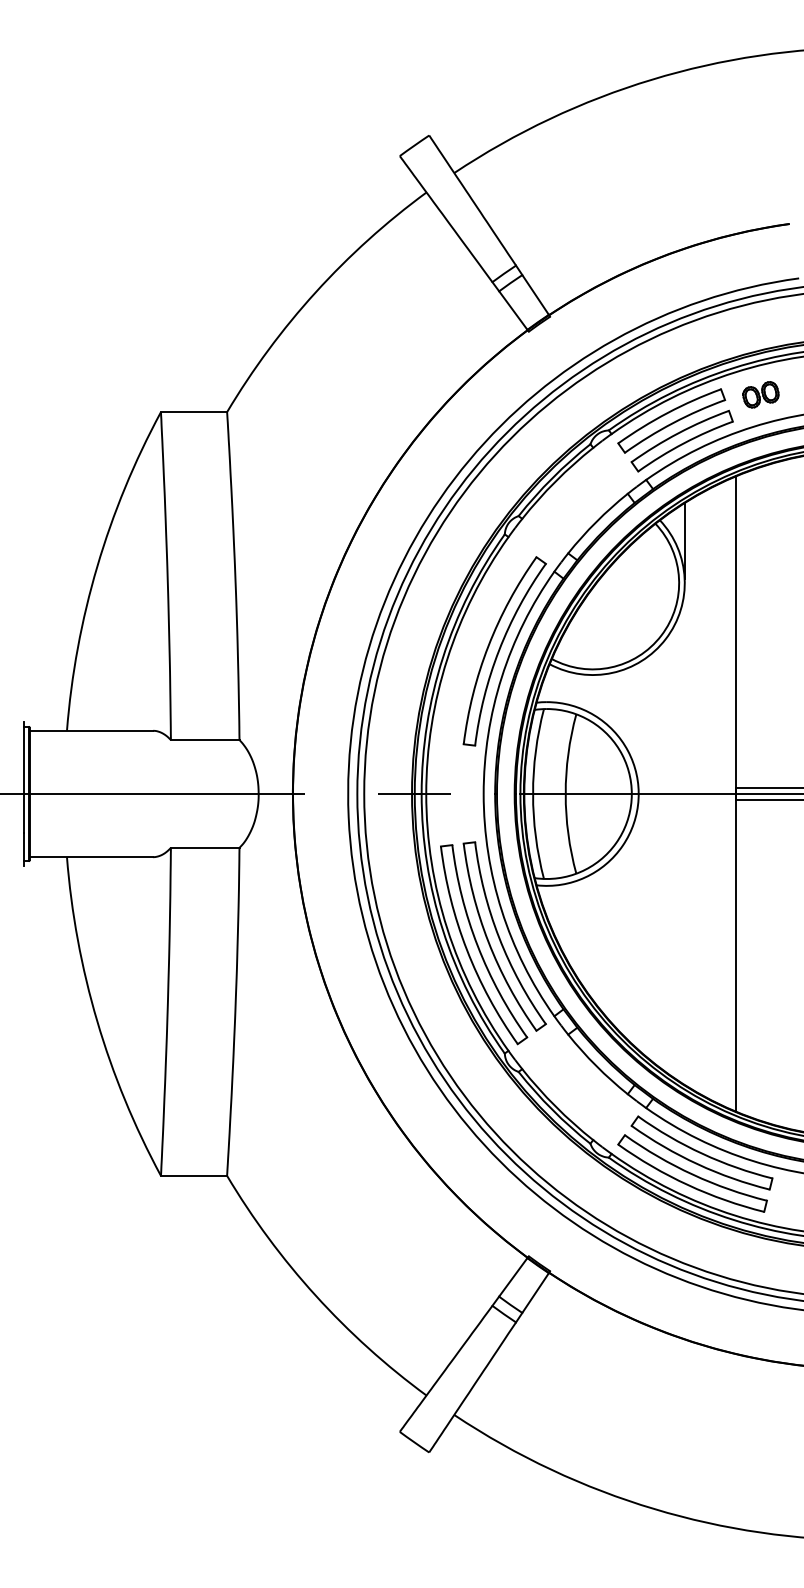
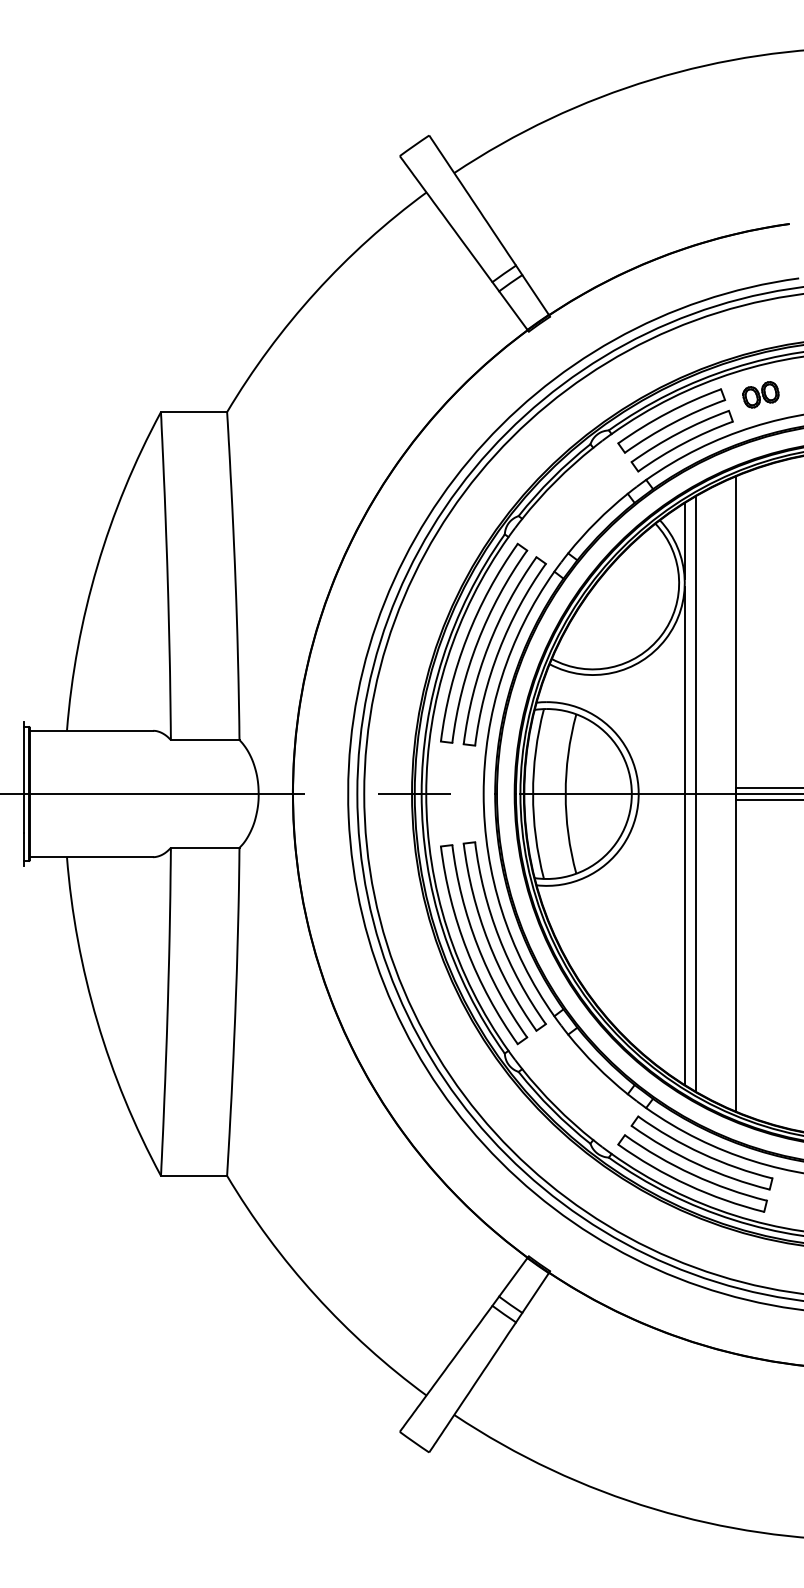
part: none -> present (484, 642)
line: none -> present (696, 793)
line: none -> present (684, 835)
